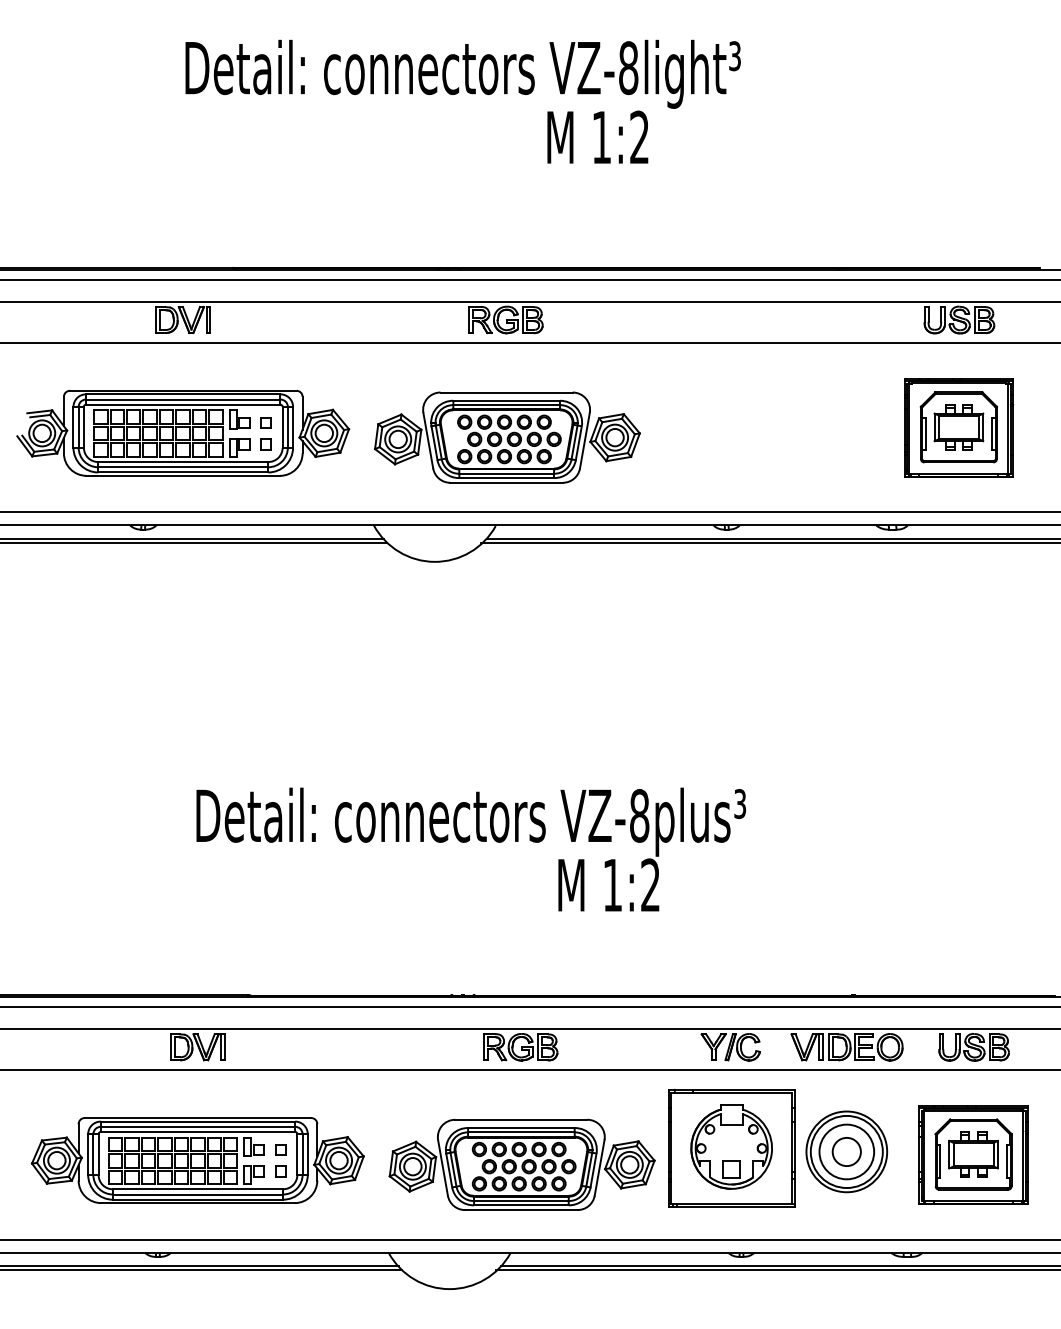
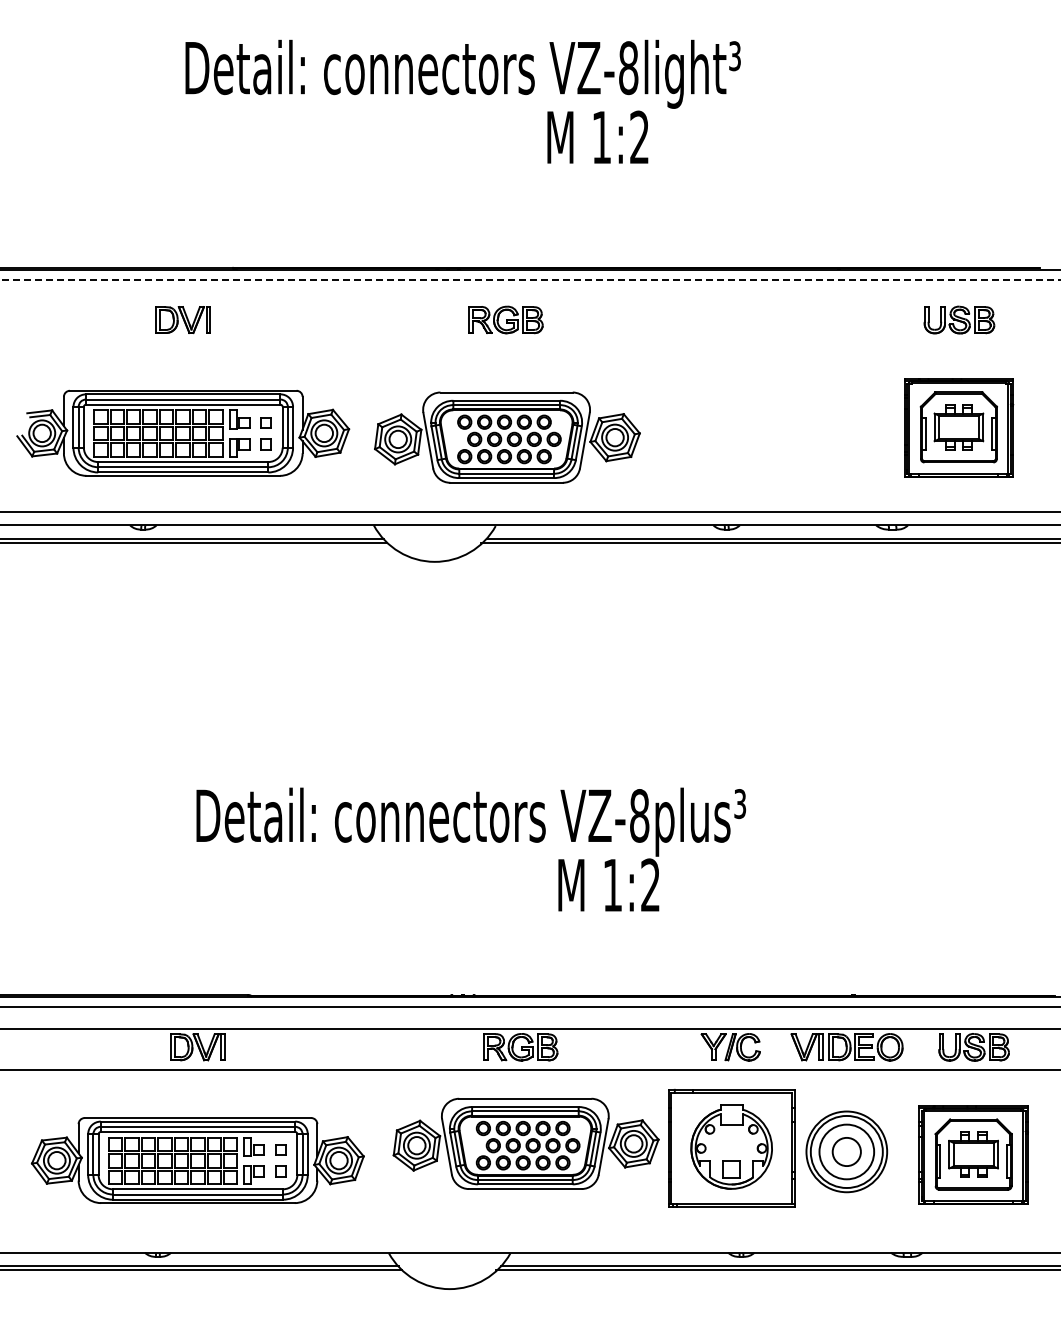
line: solid -> dashed (530, 279)
line: present -> none (529, 301)
line: present -> none (529, 343)
part position: (521, 1164) -> (525, 1143) (525, 1143)
line: present -> none (529, 1239)
